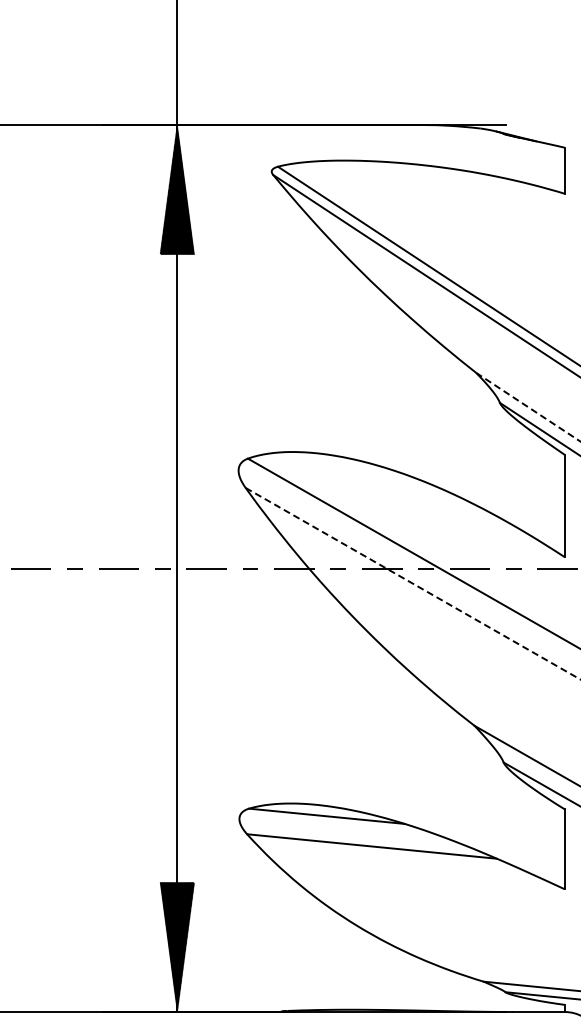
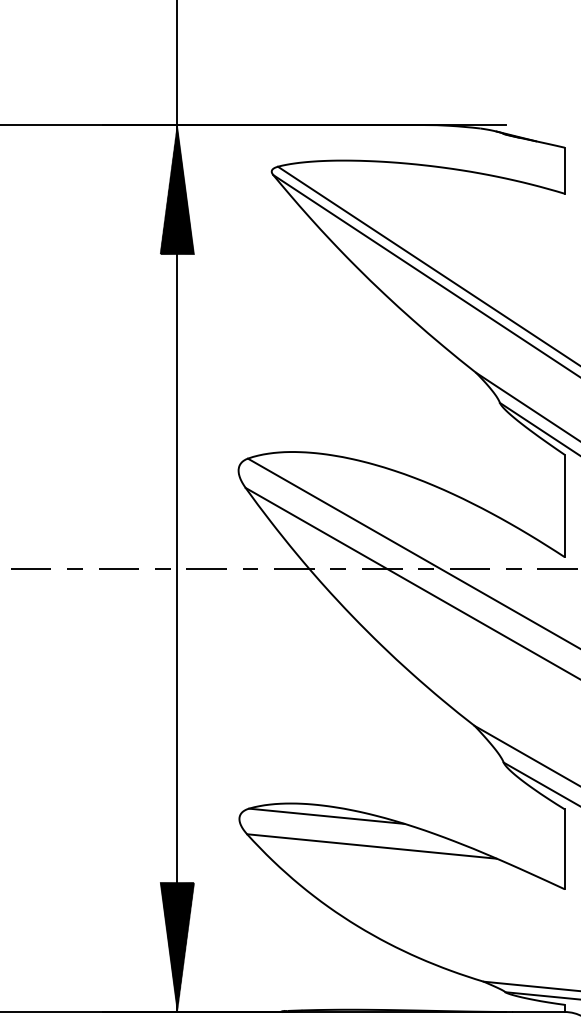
line: dashed -> solid (528, 407)
line: dashed -> solid (413, 583)
